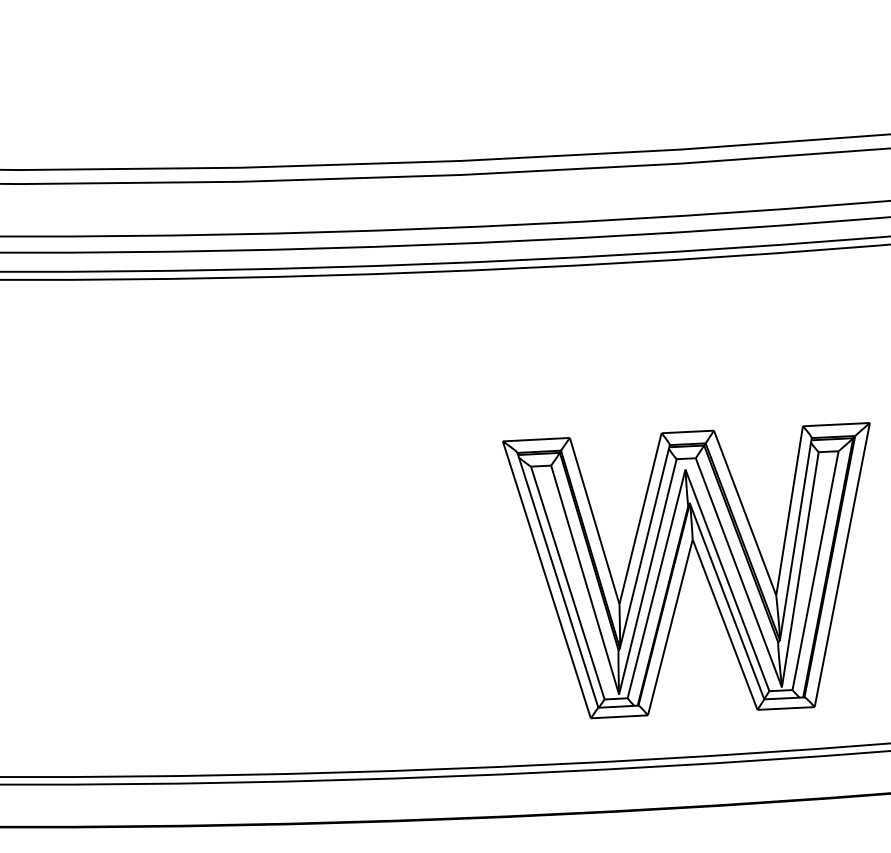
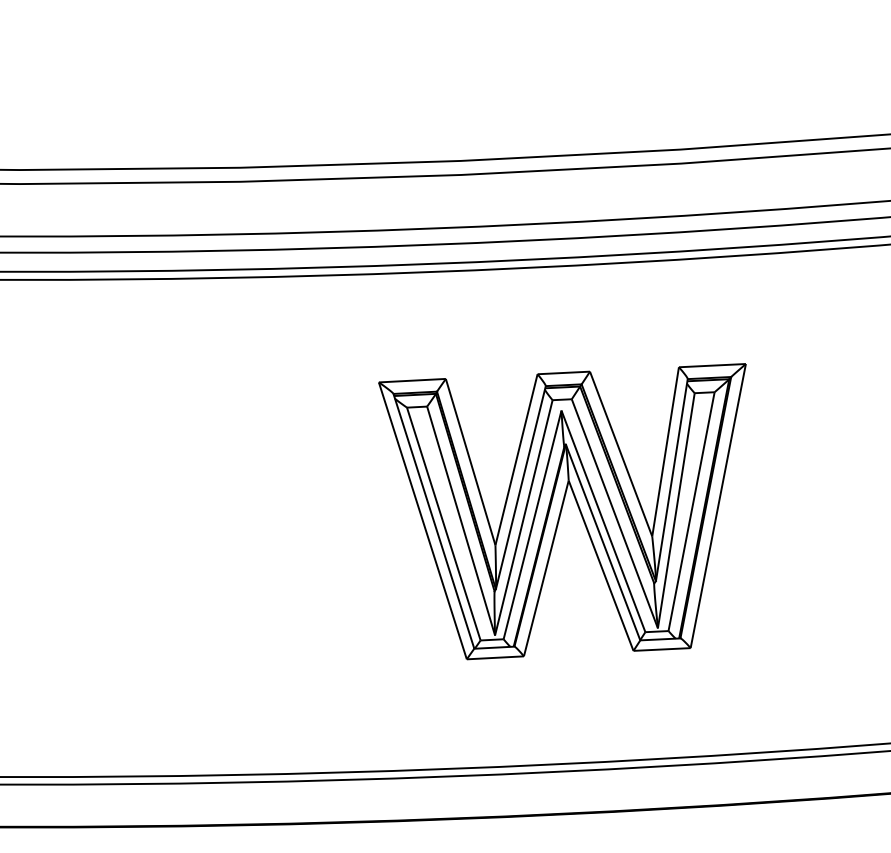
part position: (686, 570) -> (562, 511) (562, 511)
